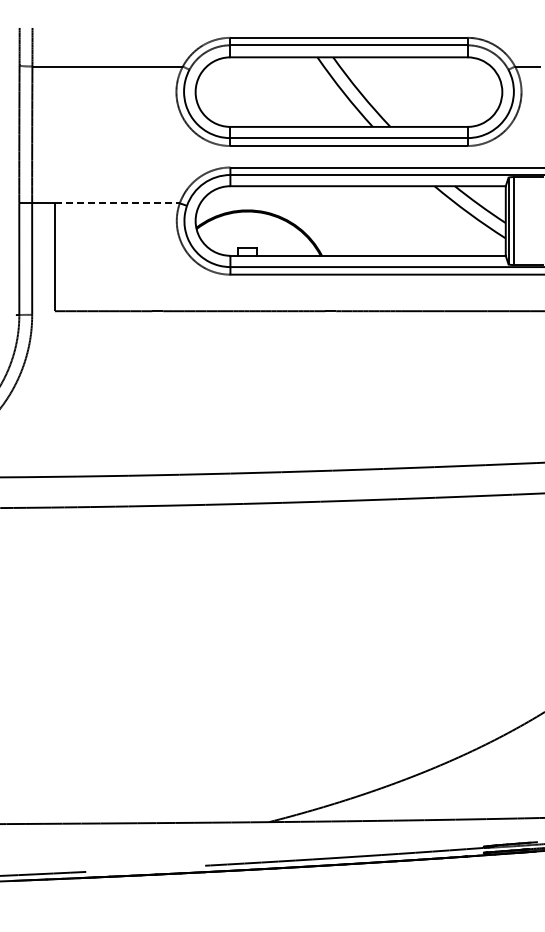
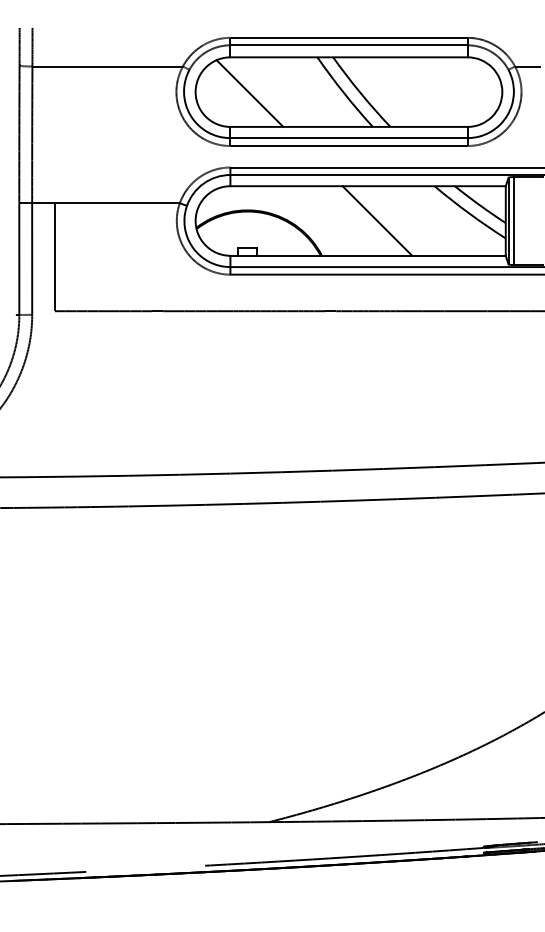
line: none -> present (249, 93)
line: dashed -> solid (117, 203)
line: none -> present (377, 220)
